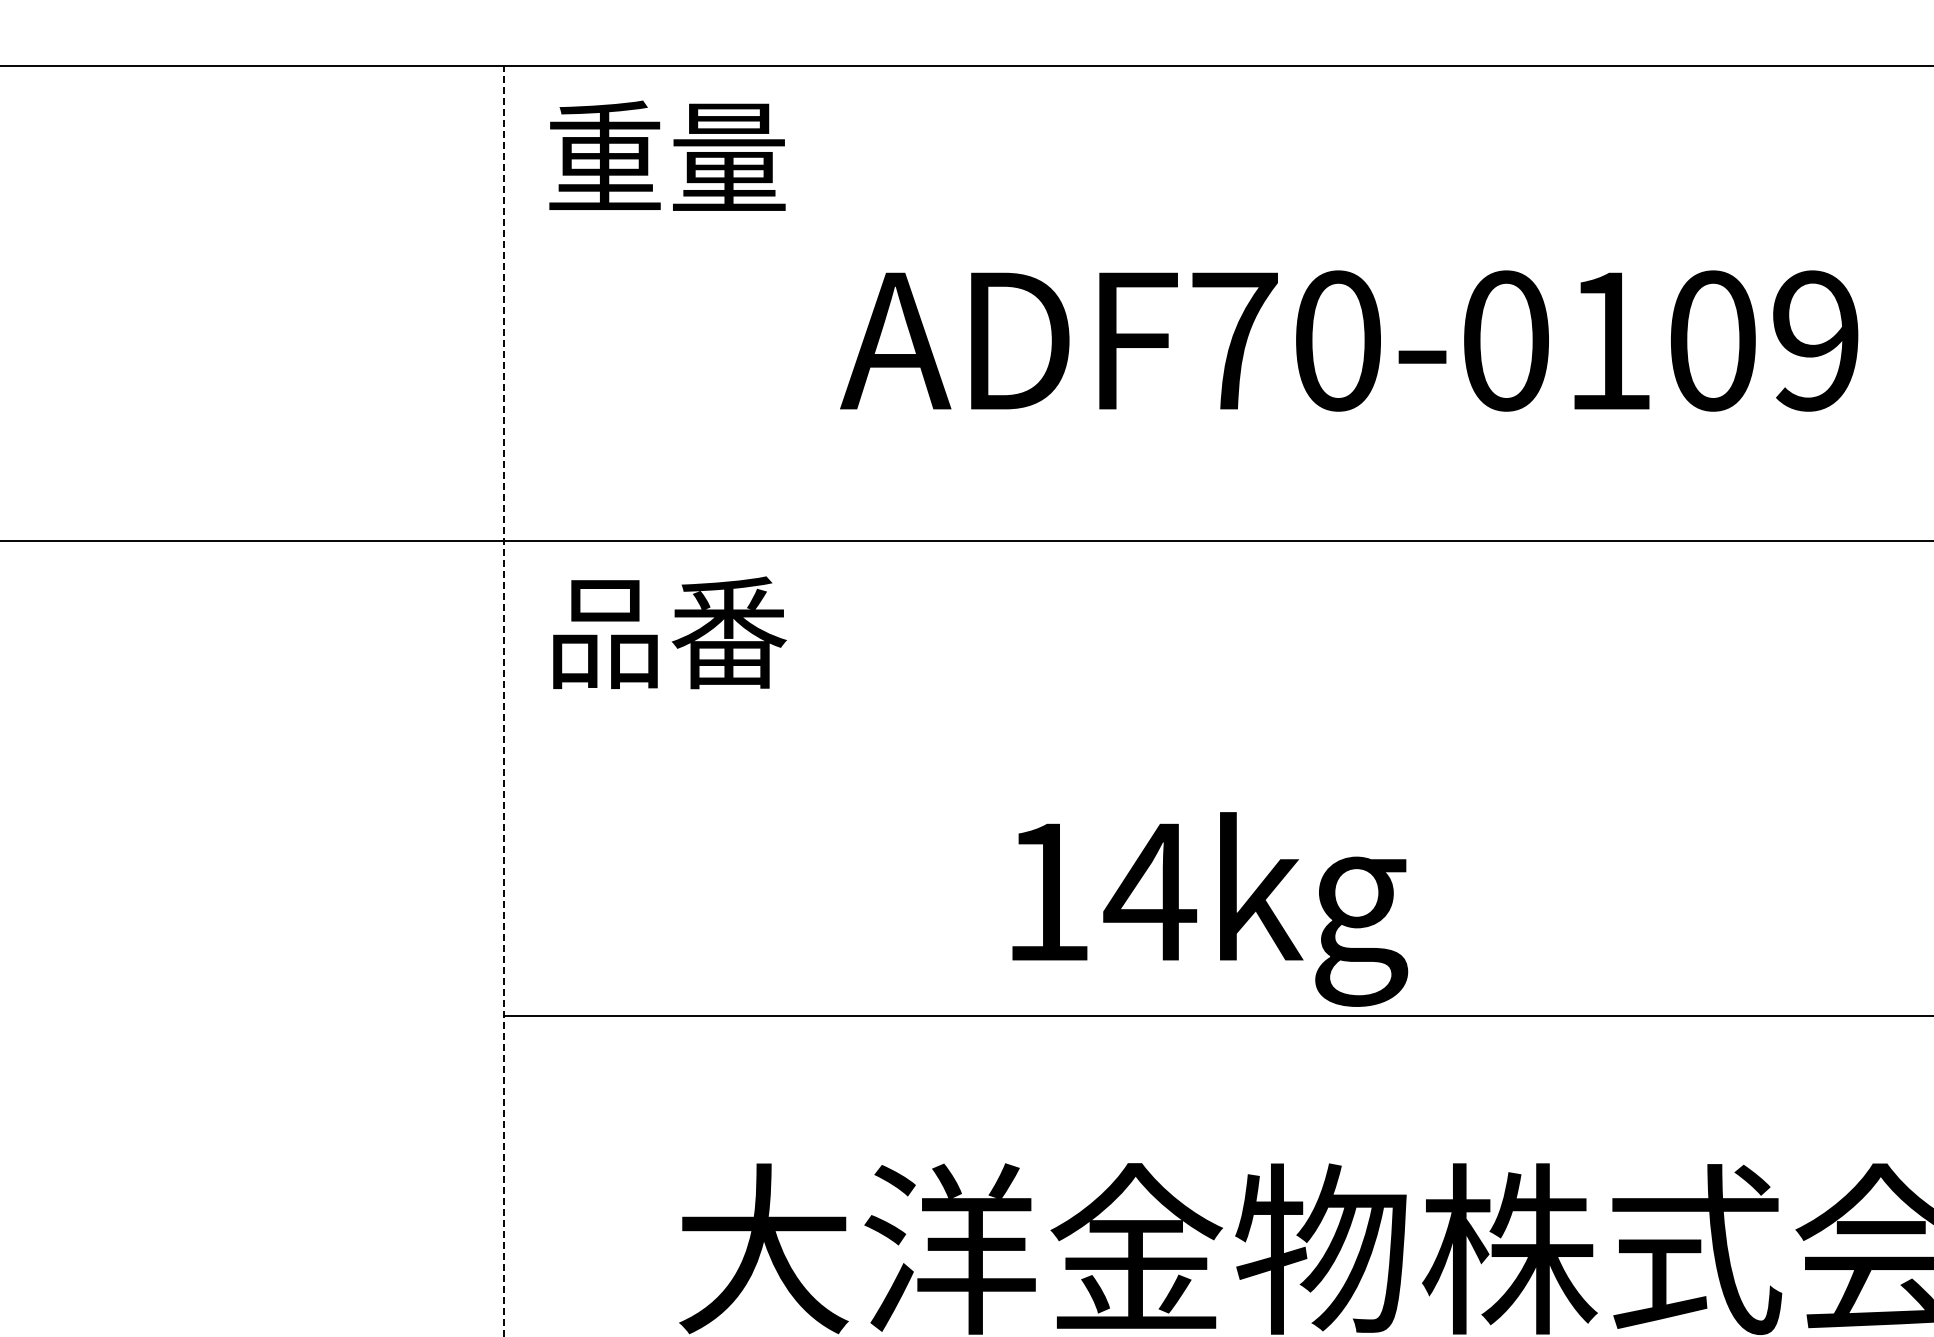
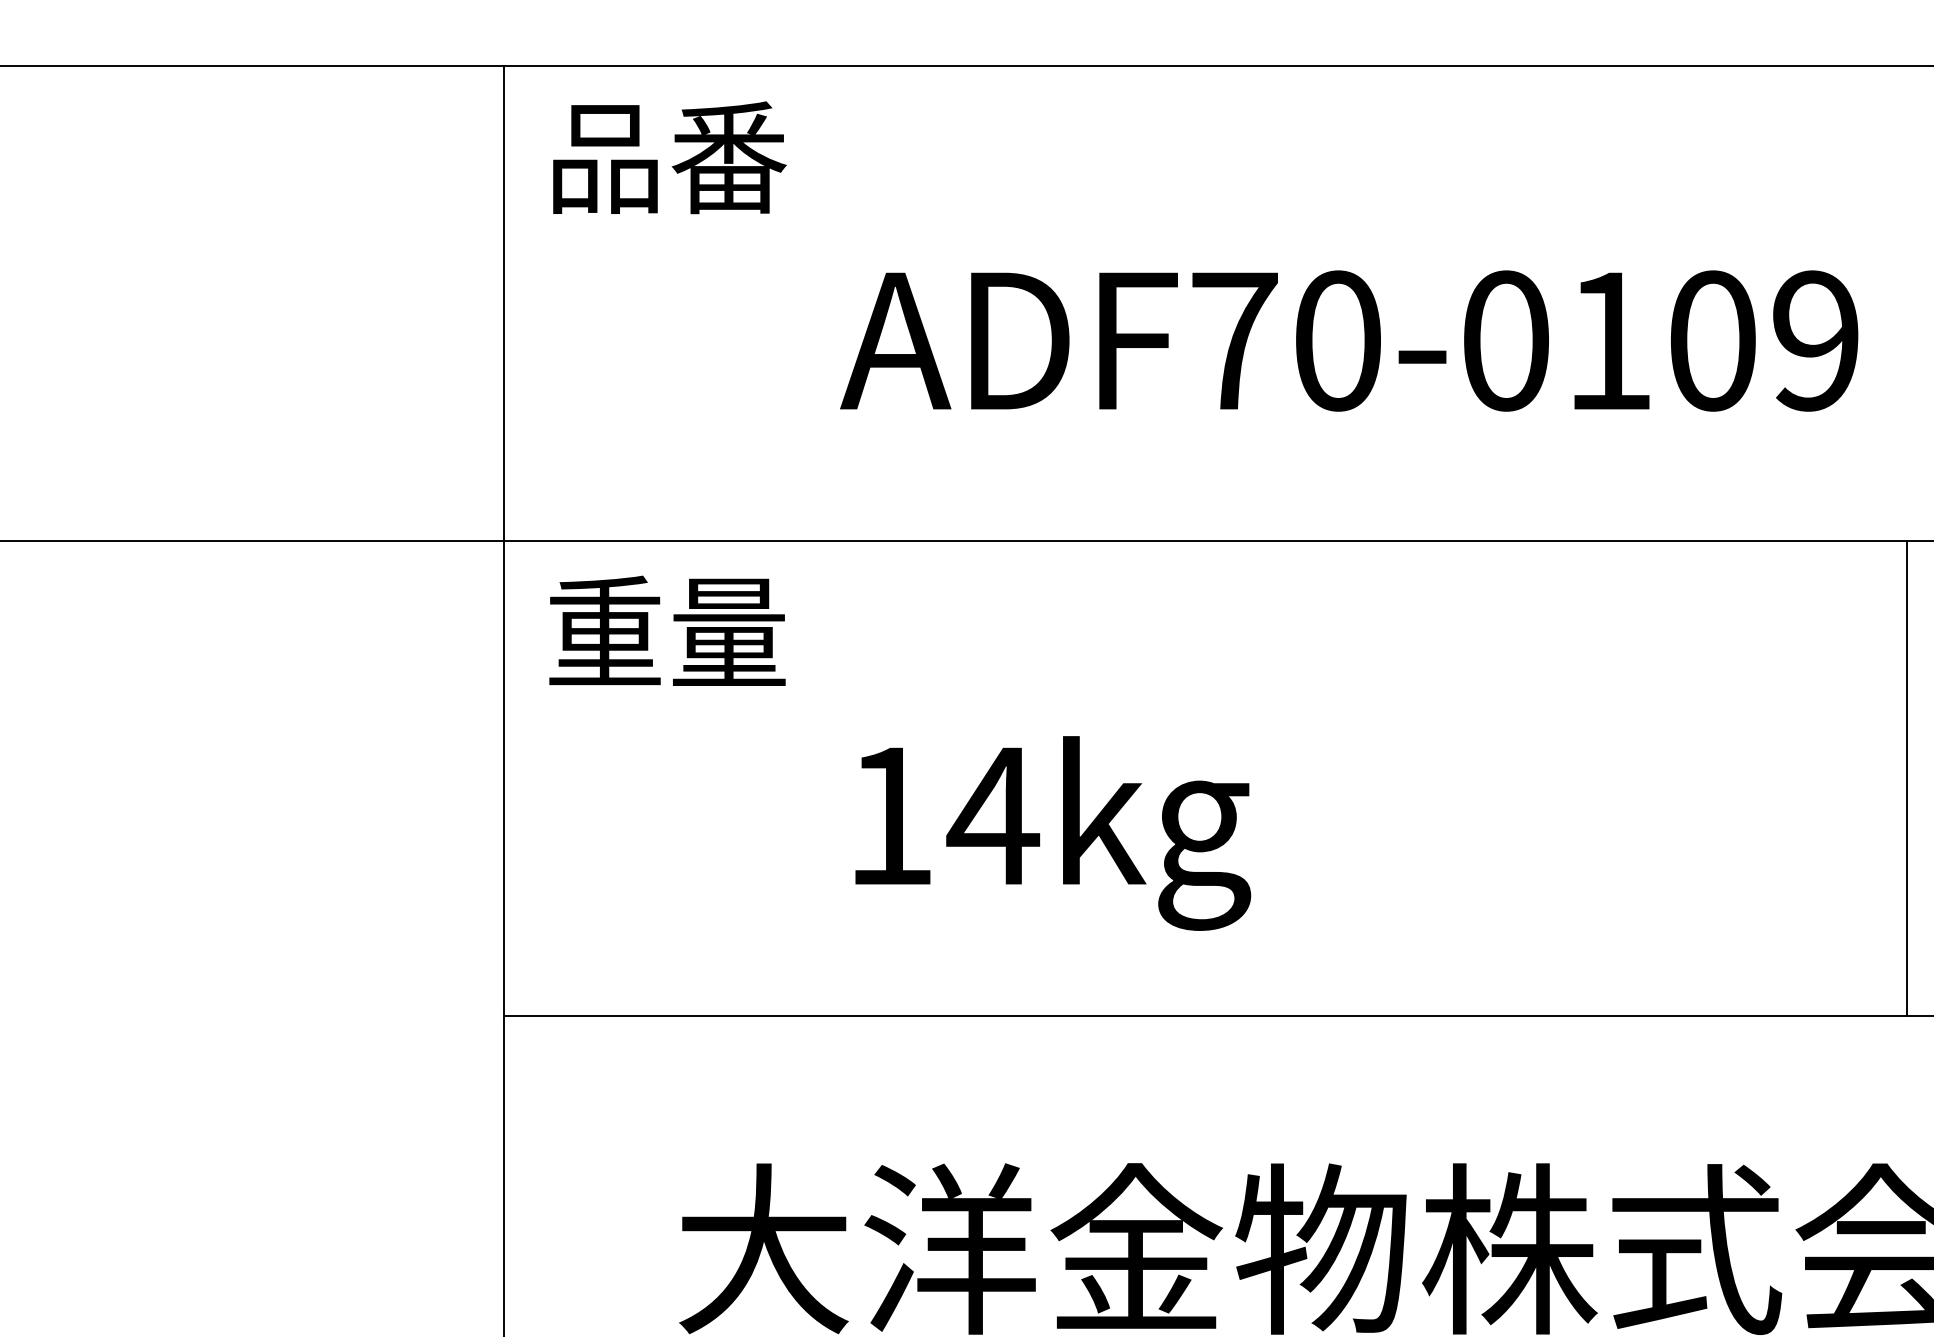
text: 重量 -> 品番 (667, 157)
text: 品番 -> 重量 (667, 632)
line: dashed -> solid (503, 700)
line: none -> present (1906, 778)
text position: (1210, 909) -> (1053, 833) (1053, 833)
